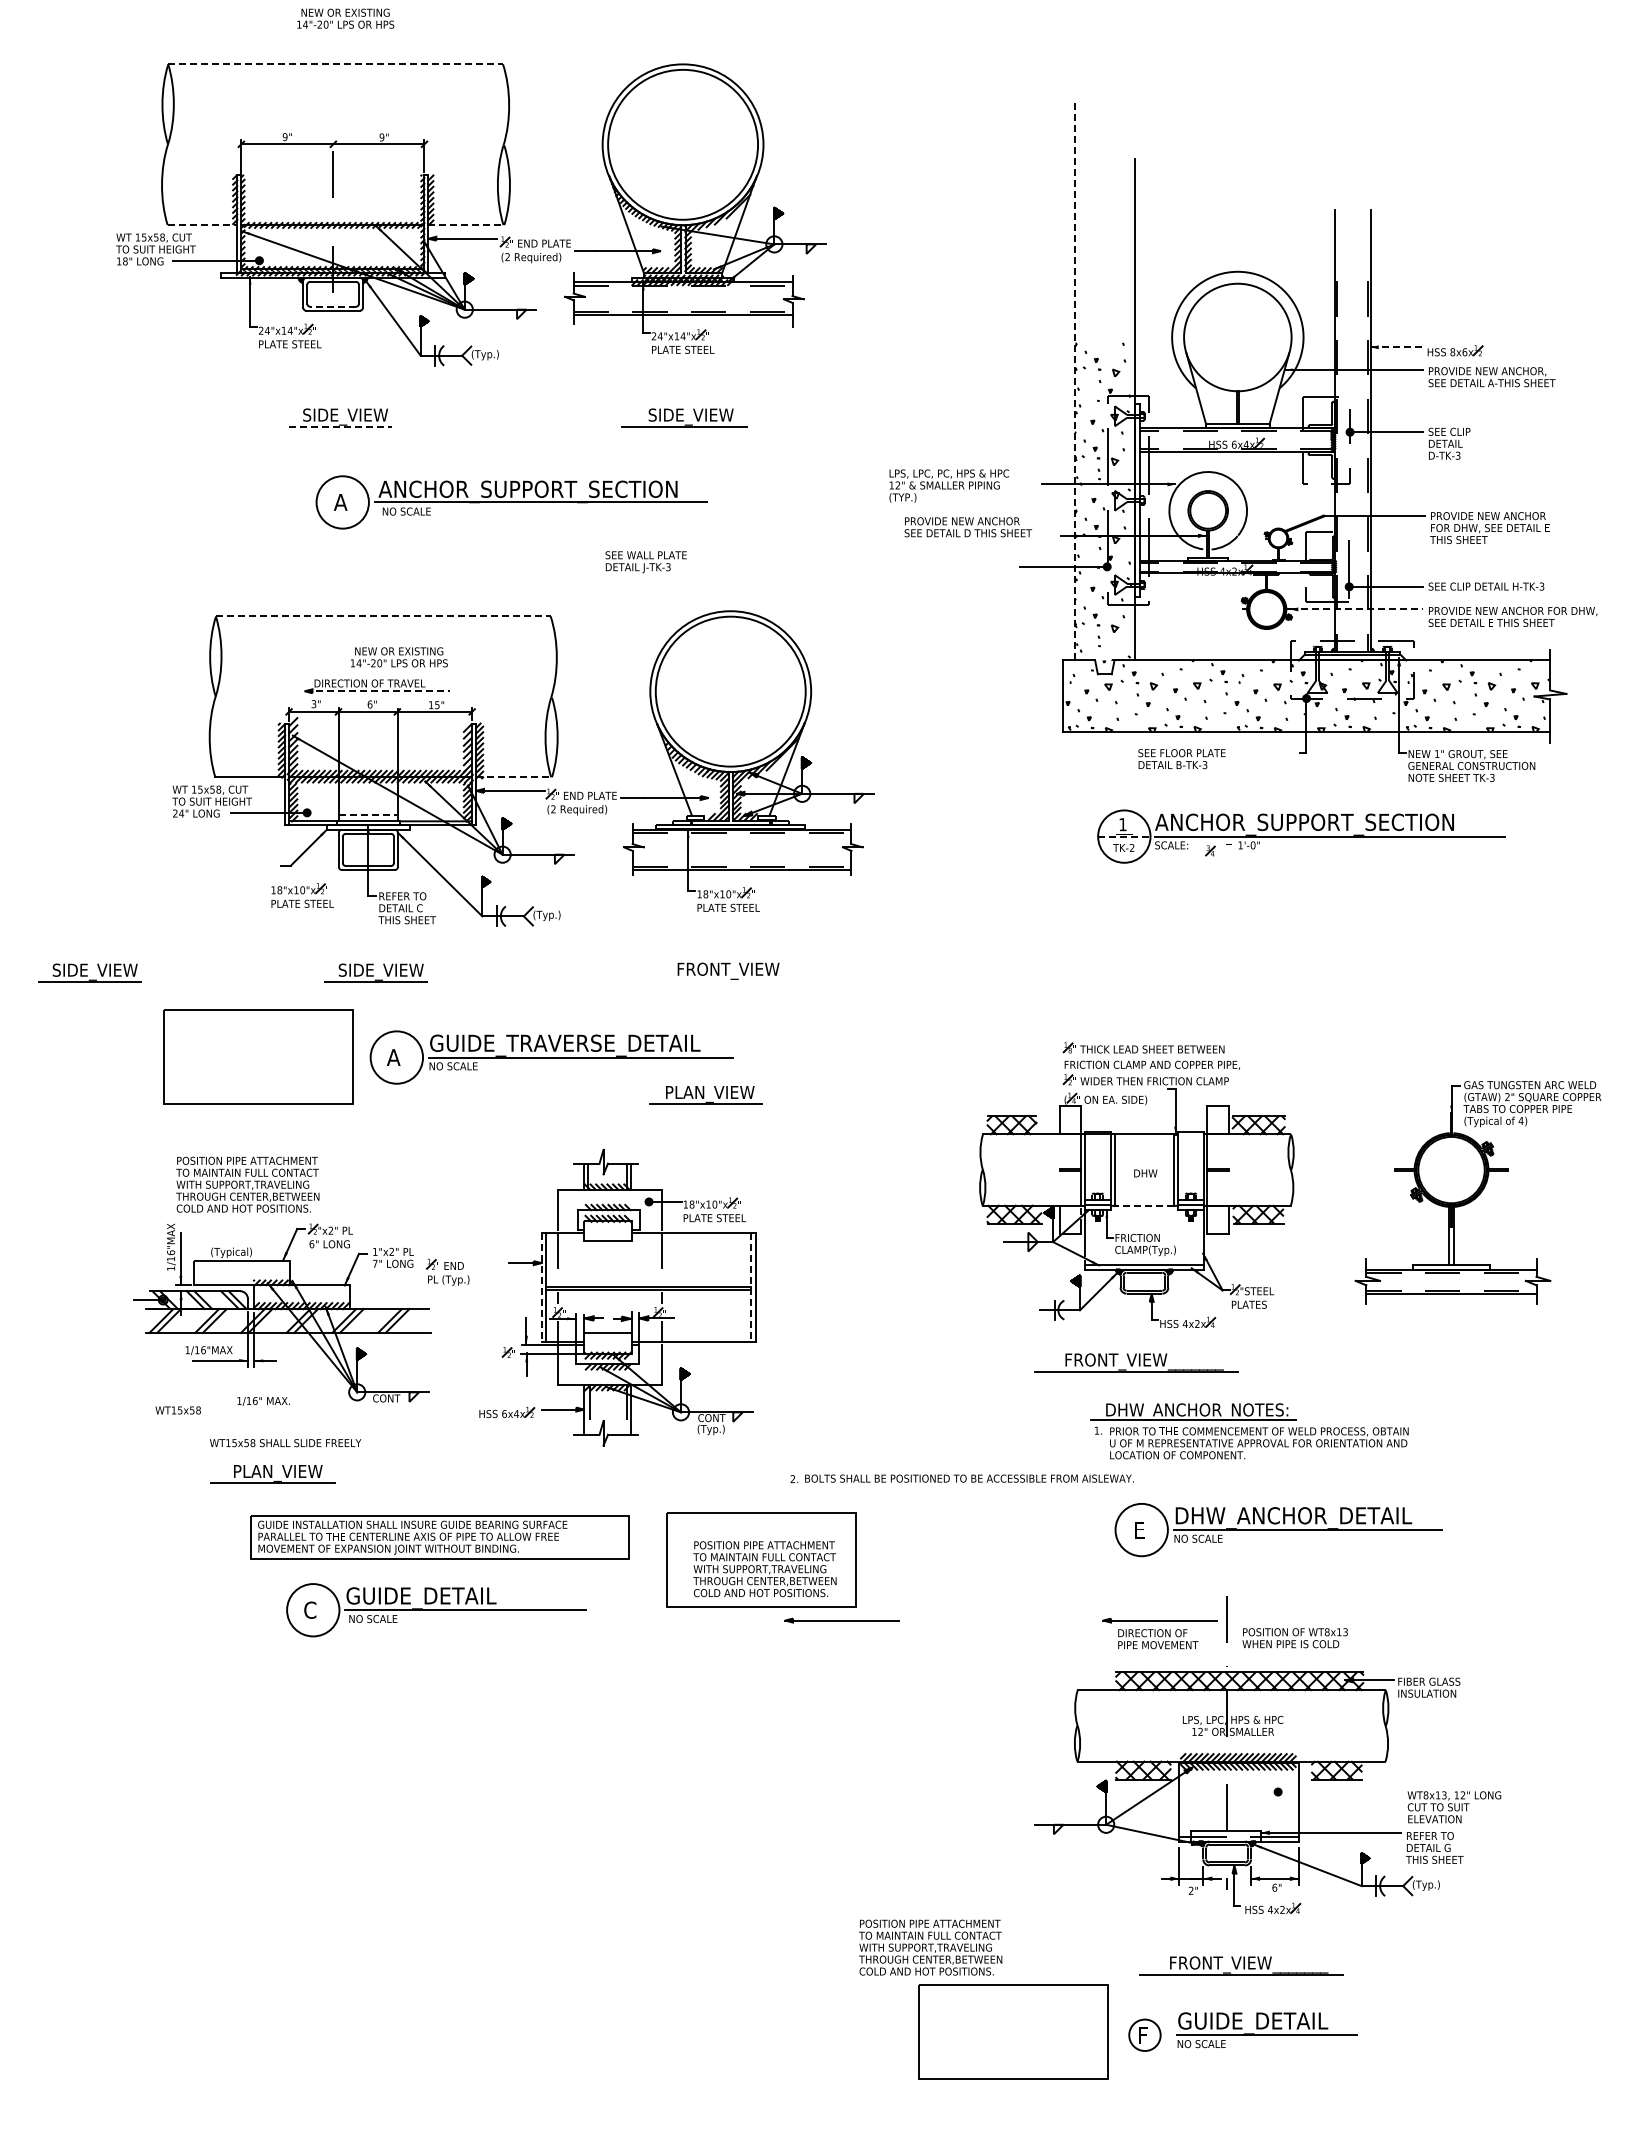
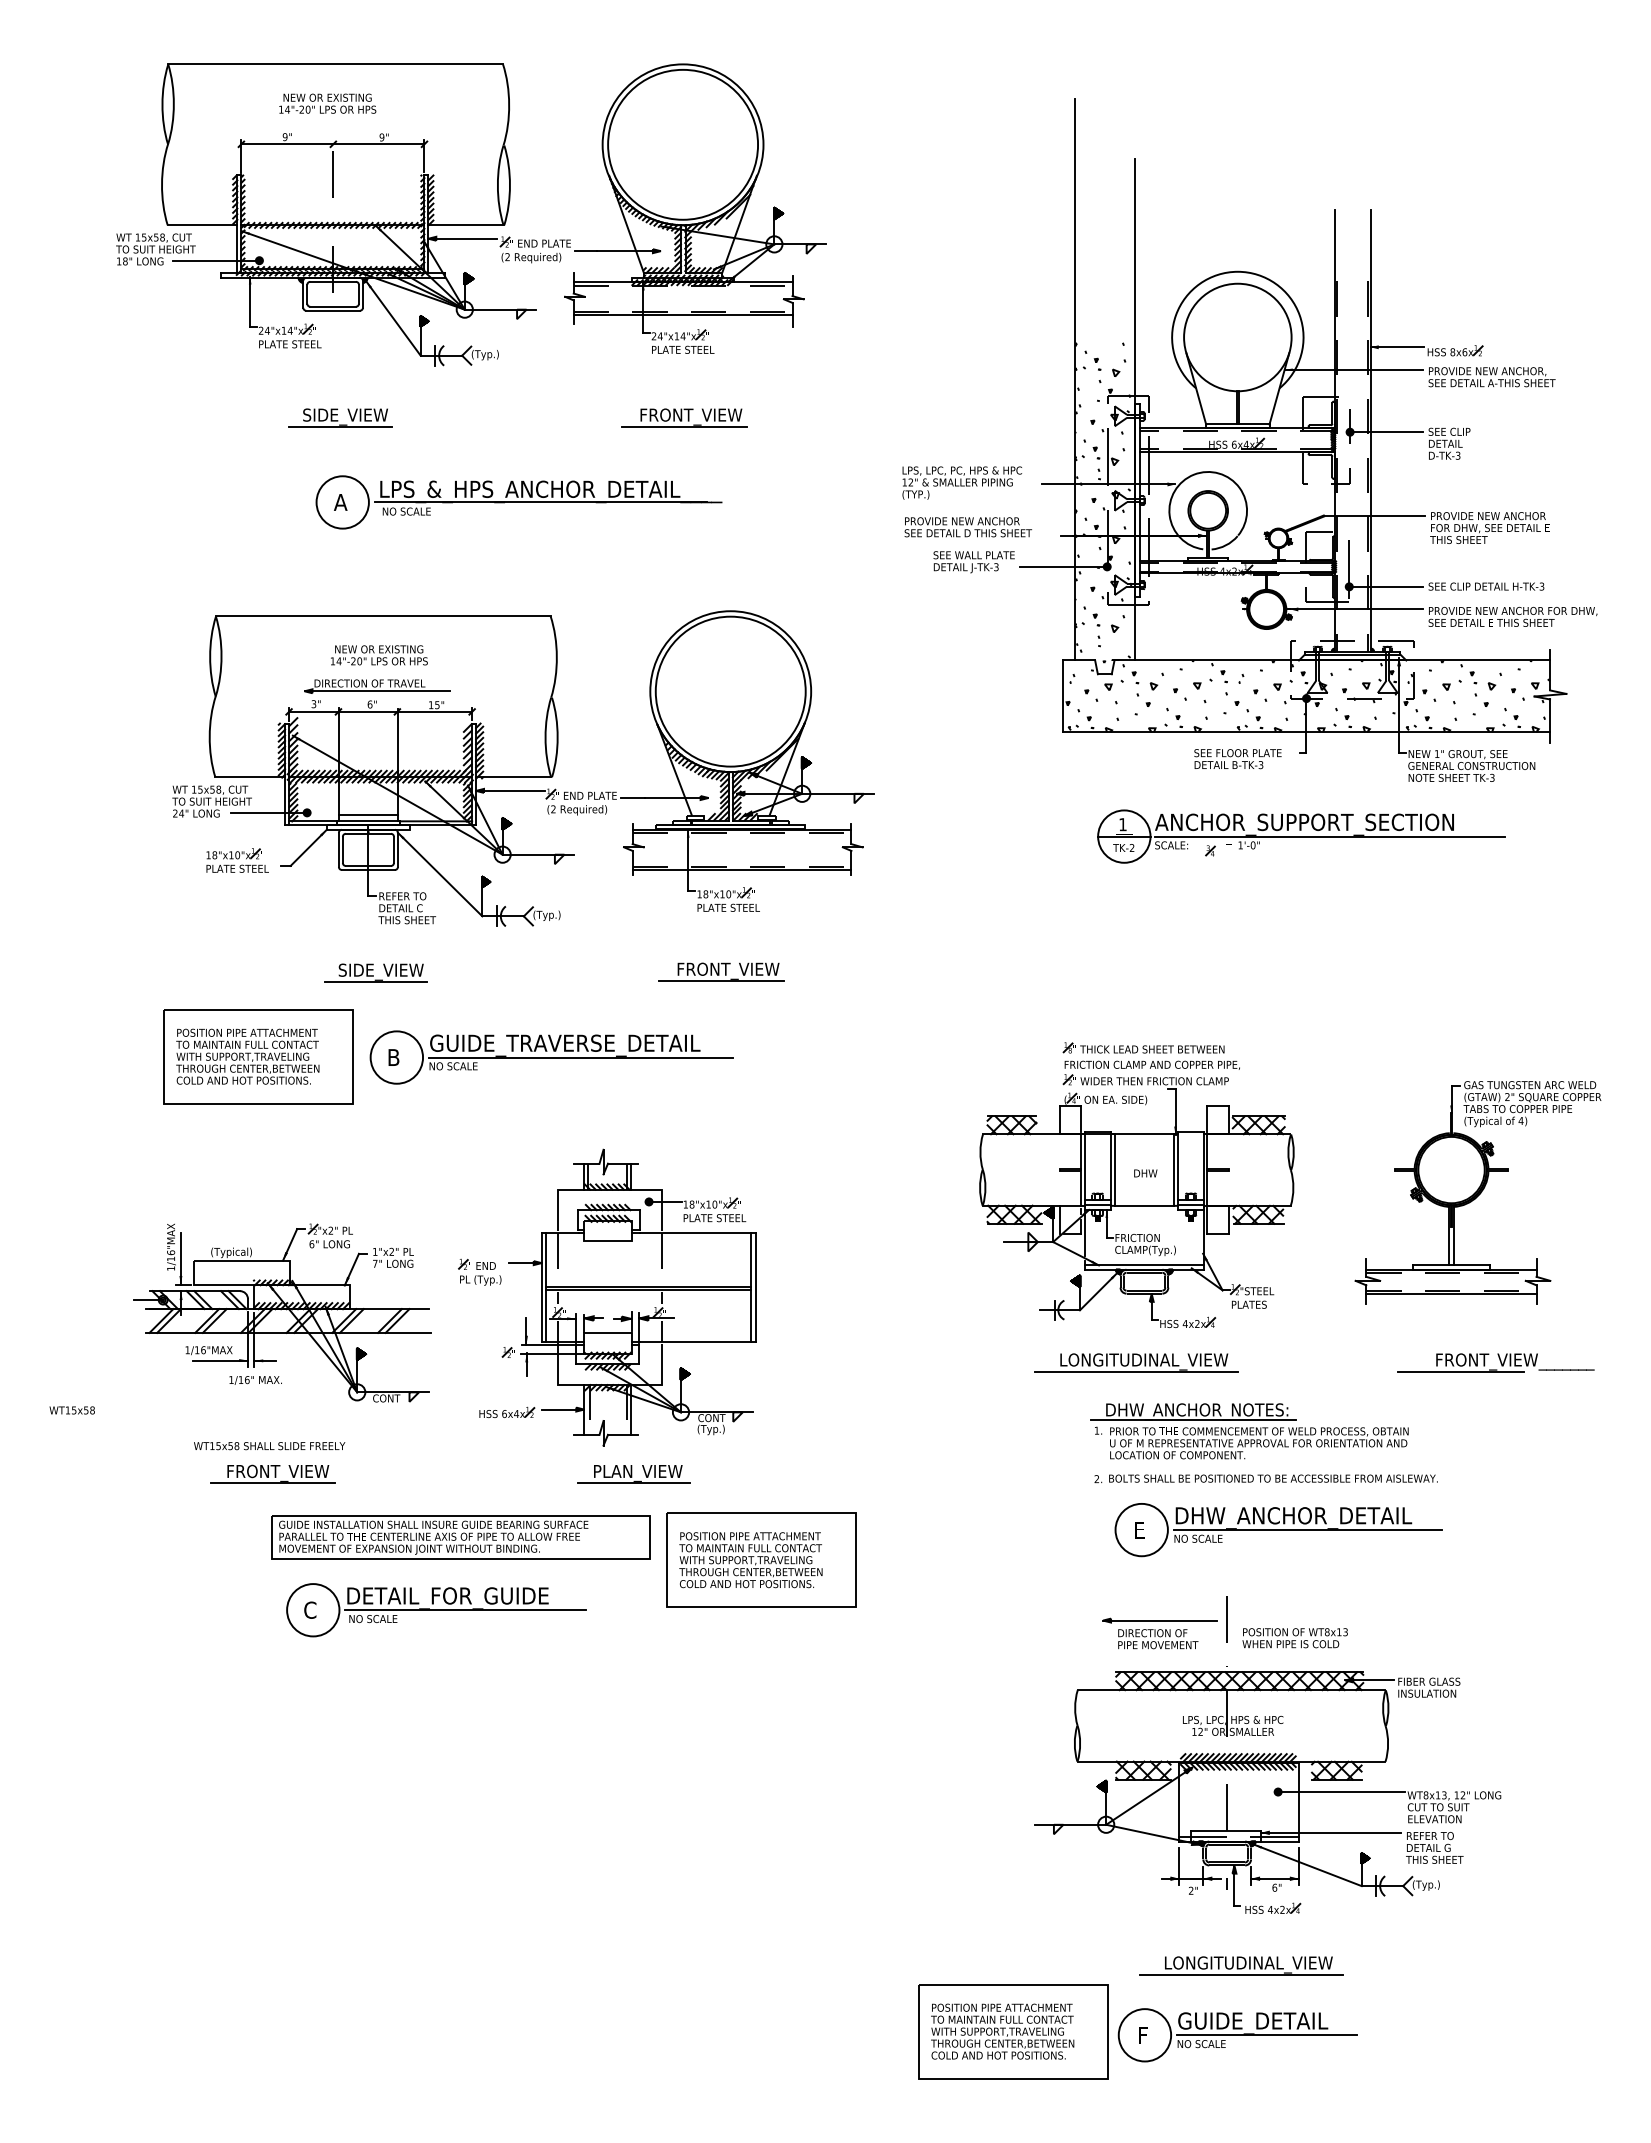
text position: (345, 18) -> (327, 103) (327, 103)
line: dashed -> solid (336, 64)
line: dashed -> solid (202, 225)
line: dashed -> solid (465, 225)
line: dashed -> solid (333, 306)
line: dashed -> solid (1397, 347)
line: dashed -> solid (1075, 379)
text: SIDE_VIEW -> FRONT_VIEW (691, 416)
line: dashed -> solid (341, 426)
text position: (949, 485) -> (962, 482) (962, 482)
text: ANCHOR_SUPPORT_SECTION -> LPS_&_HPS_ANCHOR_DETAIL____ (550, 491)
text position: (645, 562) -> (973, 562) (973, 562)
line: dashed -> solid (1356, 609)
line: dashed -> solid (383, 616)
text position: (399, 657) -> (379, 655) (379, 655)
line: dashed -> solid (377, 691)
text position: (1181, 759) -> (1237, 759) (1237, 759)
line: dashed -> solid (513, 777)
line: dashed -> solid (368, 815)
line: dashed -> solid (1124, 836)
part position: (302, 895) -> (237, 860) (237, 860)
part: present -> none (89, 972)
line: none -> present (721, 980)
text: A -> B (393, 1057)
part position: (705, 1095) -> (633, 1474) (633, 1474)
text position: (247, 1184) -> (247, 1056) (247, 1056)
line: dashed -> solid (1144, 1205)
part position: (447, 1271) -> (479, 1271) (479, 1271)
line: dashed -> solid (541, 1287)
line: dashed -> solid (751, 1287)
text: FRONT_VIEW_______ -> LONGITUDINAL_VIEW (1144, 1361)
part: none -> present (1495, 1362)
text position: (263, 1401) -> (255, 1380) (255, 1380)
text position: (177, 1410) -> (71, 1410) (71, 1410)
text position: (285, 1443) -> (269, 1446) (269, 1446)
text: PLAN_VIEW -> FRONT_VIEW (278, 1472)
text position: (961, 1478) -> (1265, 1478) (1265, 1478)
part position: (439, 1537) -> (460, 1537) (460, 1537)
text position: (764, 1569) -> (750, 1560) (750, 1560)
text: GUIDE_DETAIL -> DETAIL_FOR_GUIDE (447, 1597)
part: present -> none (841, 1620)
line: none -> present (1341, 1792)
text position: (930, 1947) -> (1002, 2031) (1002, 2031)
text: FRONT_VIEW_______ -> LONGITUDINAL_VIEW (1248, 1964)
circle diameter: 31 px -> 52 px (1144, 2035)
